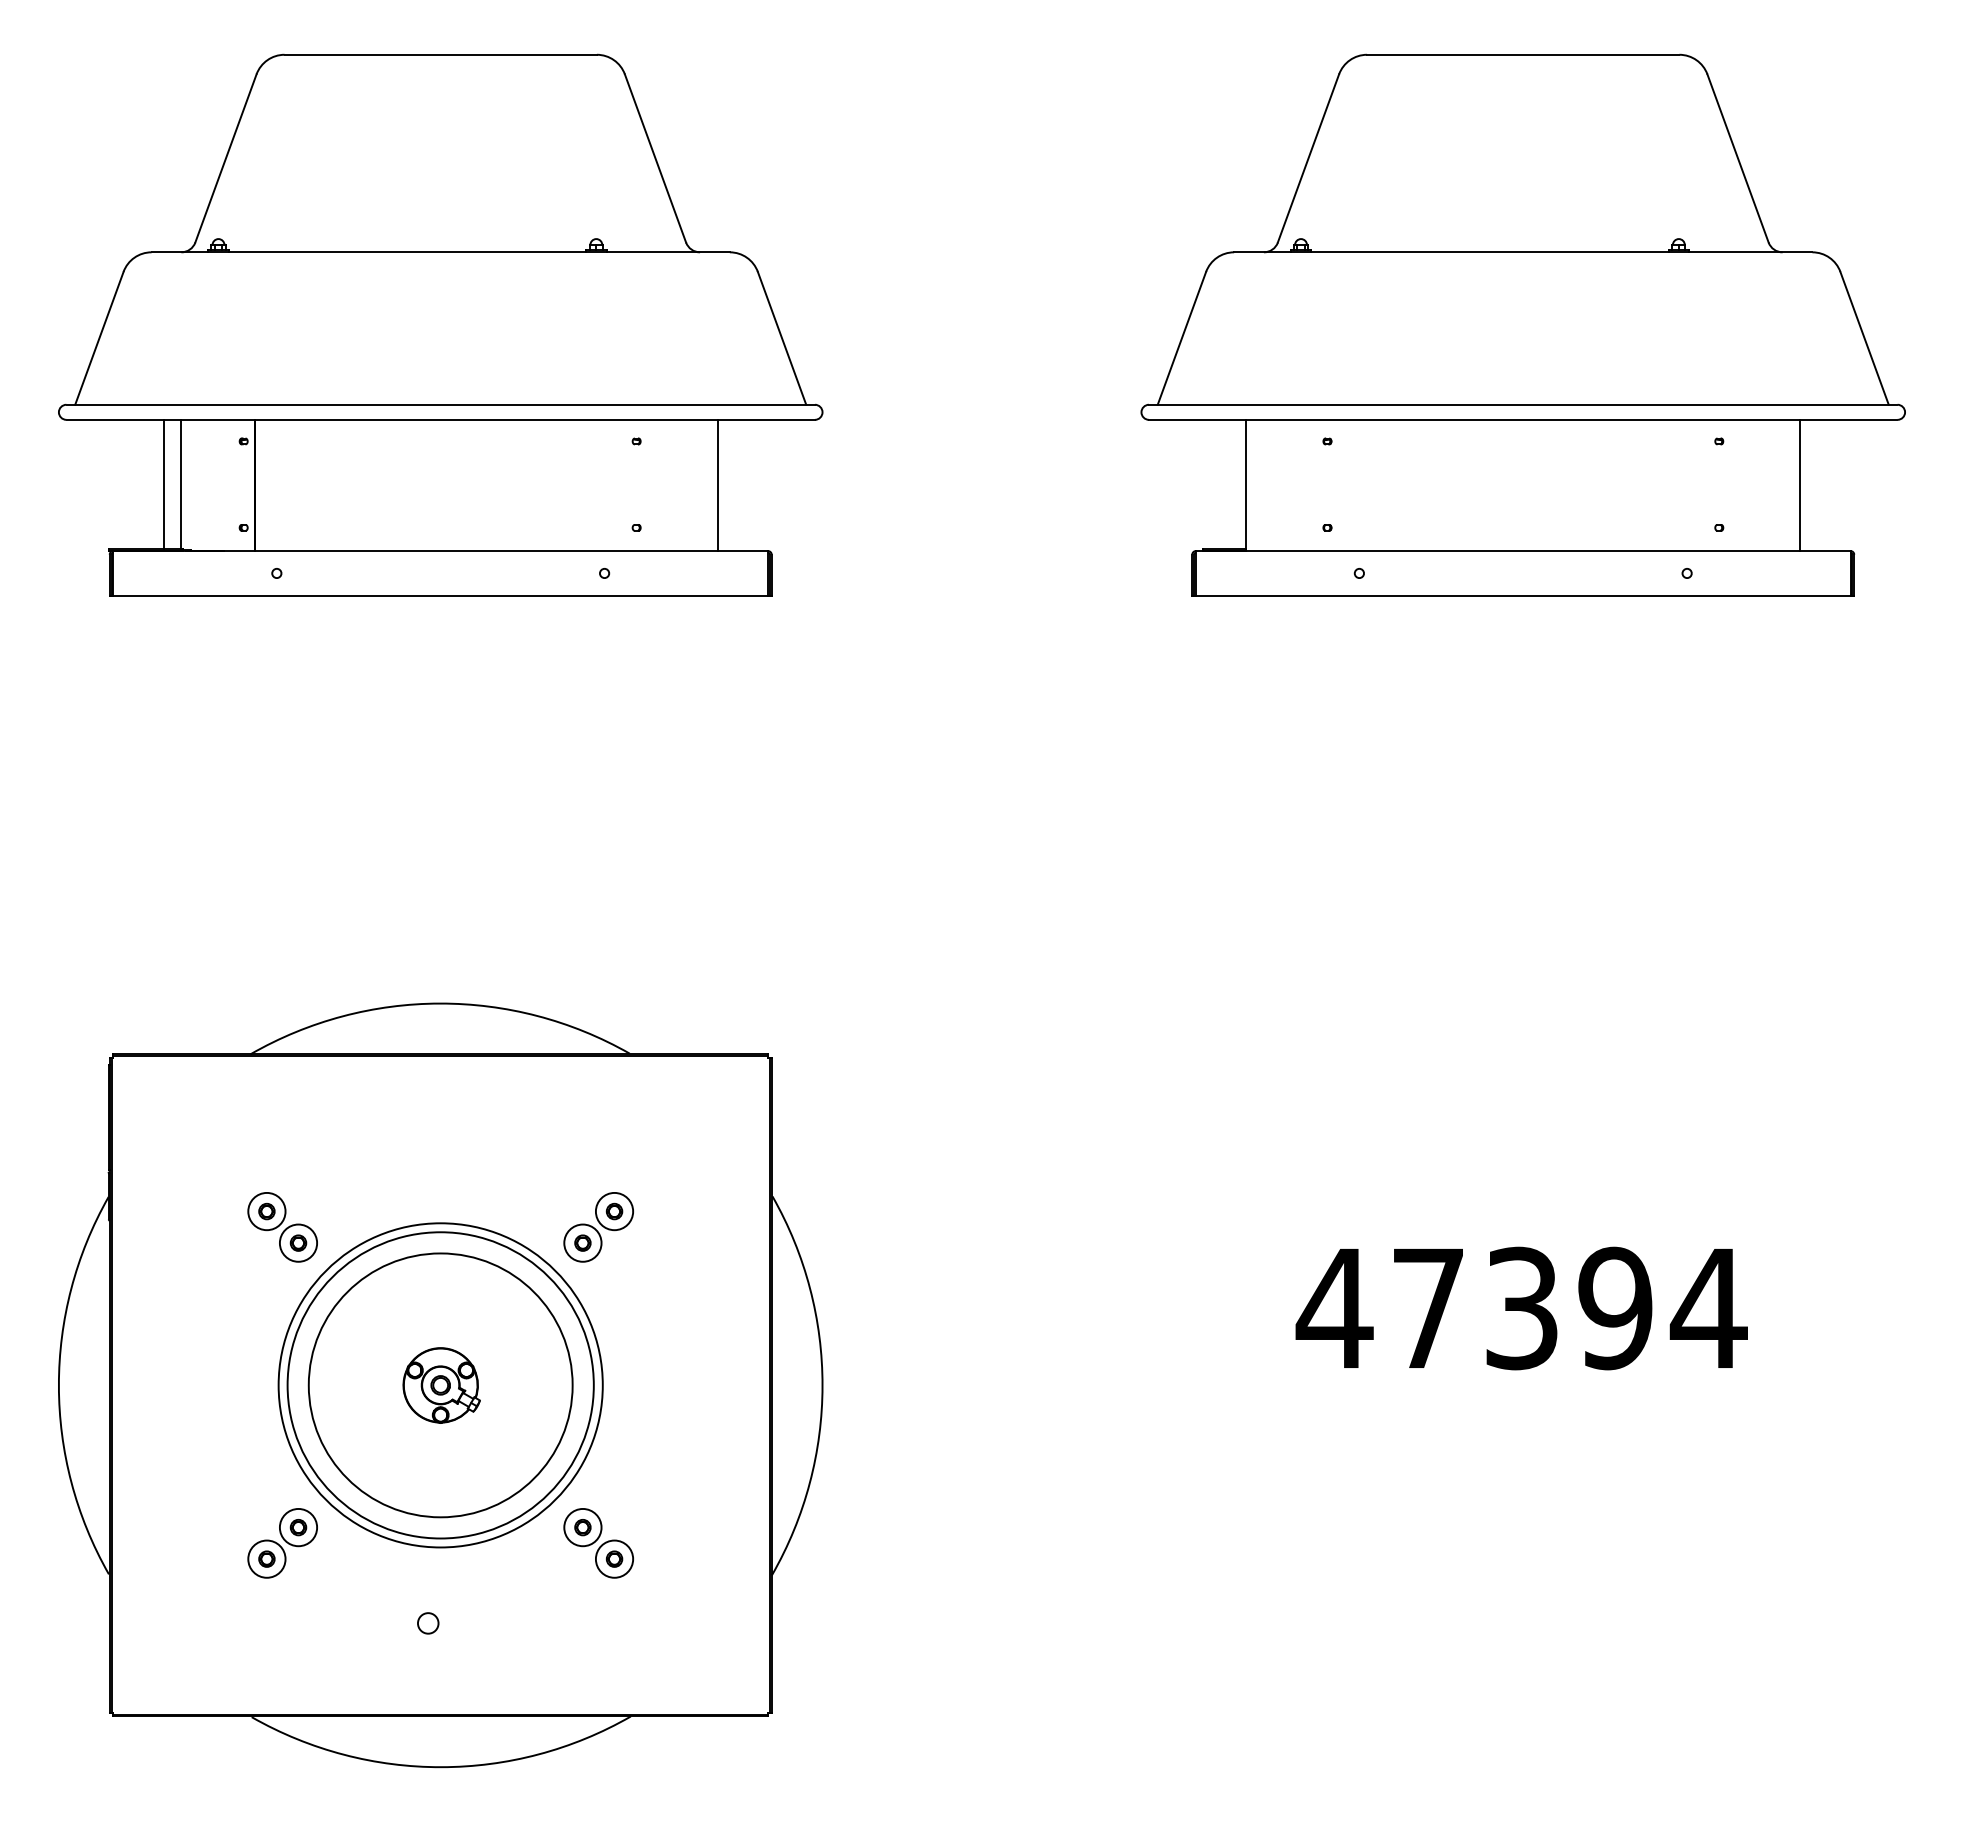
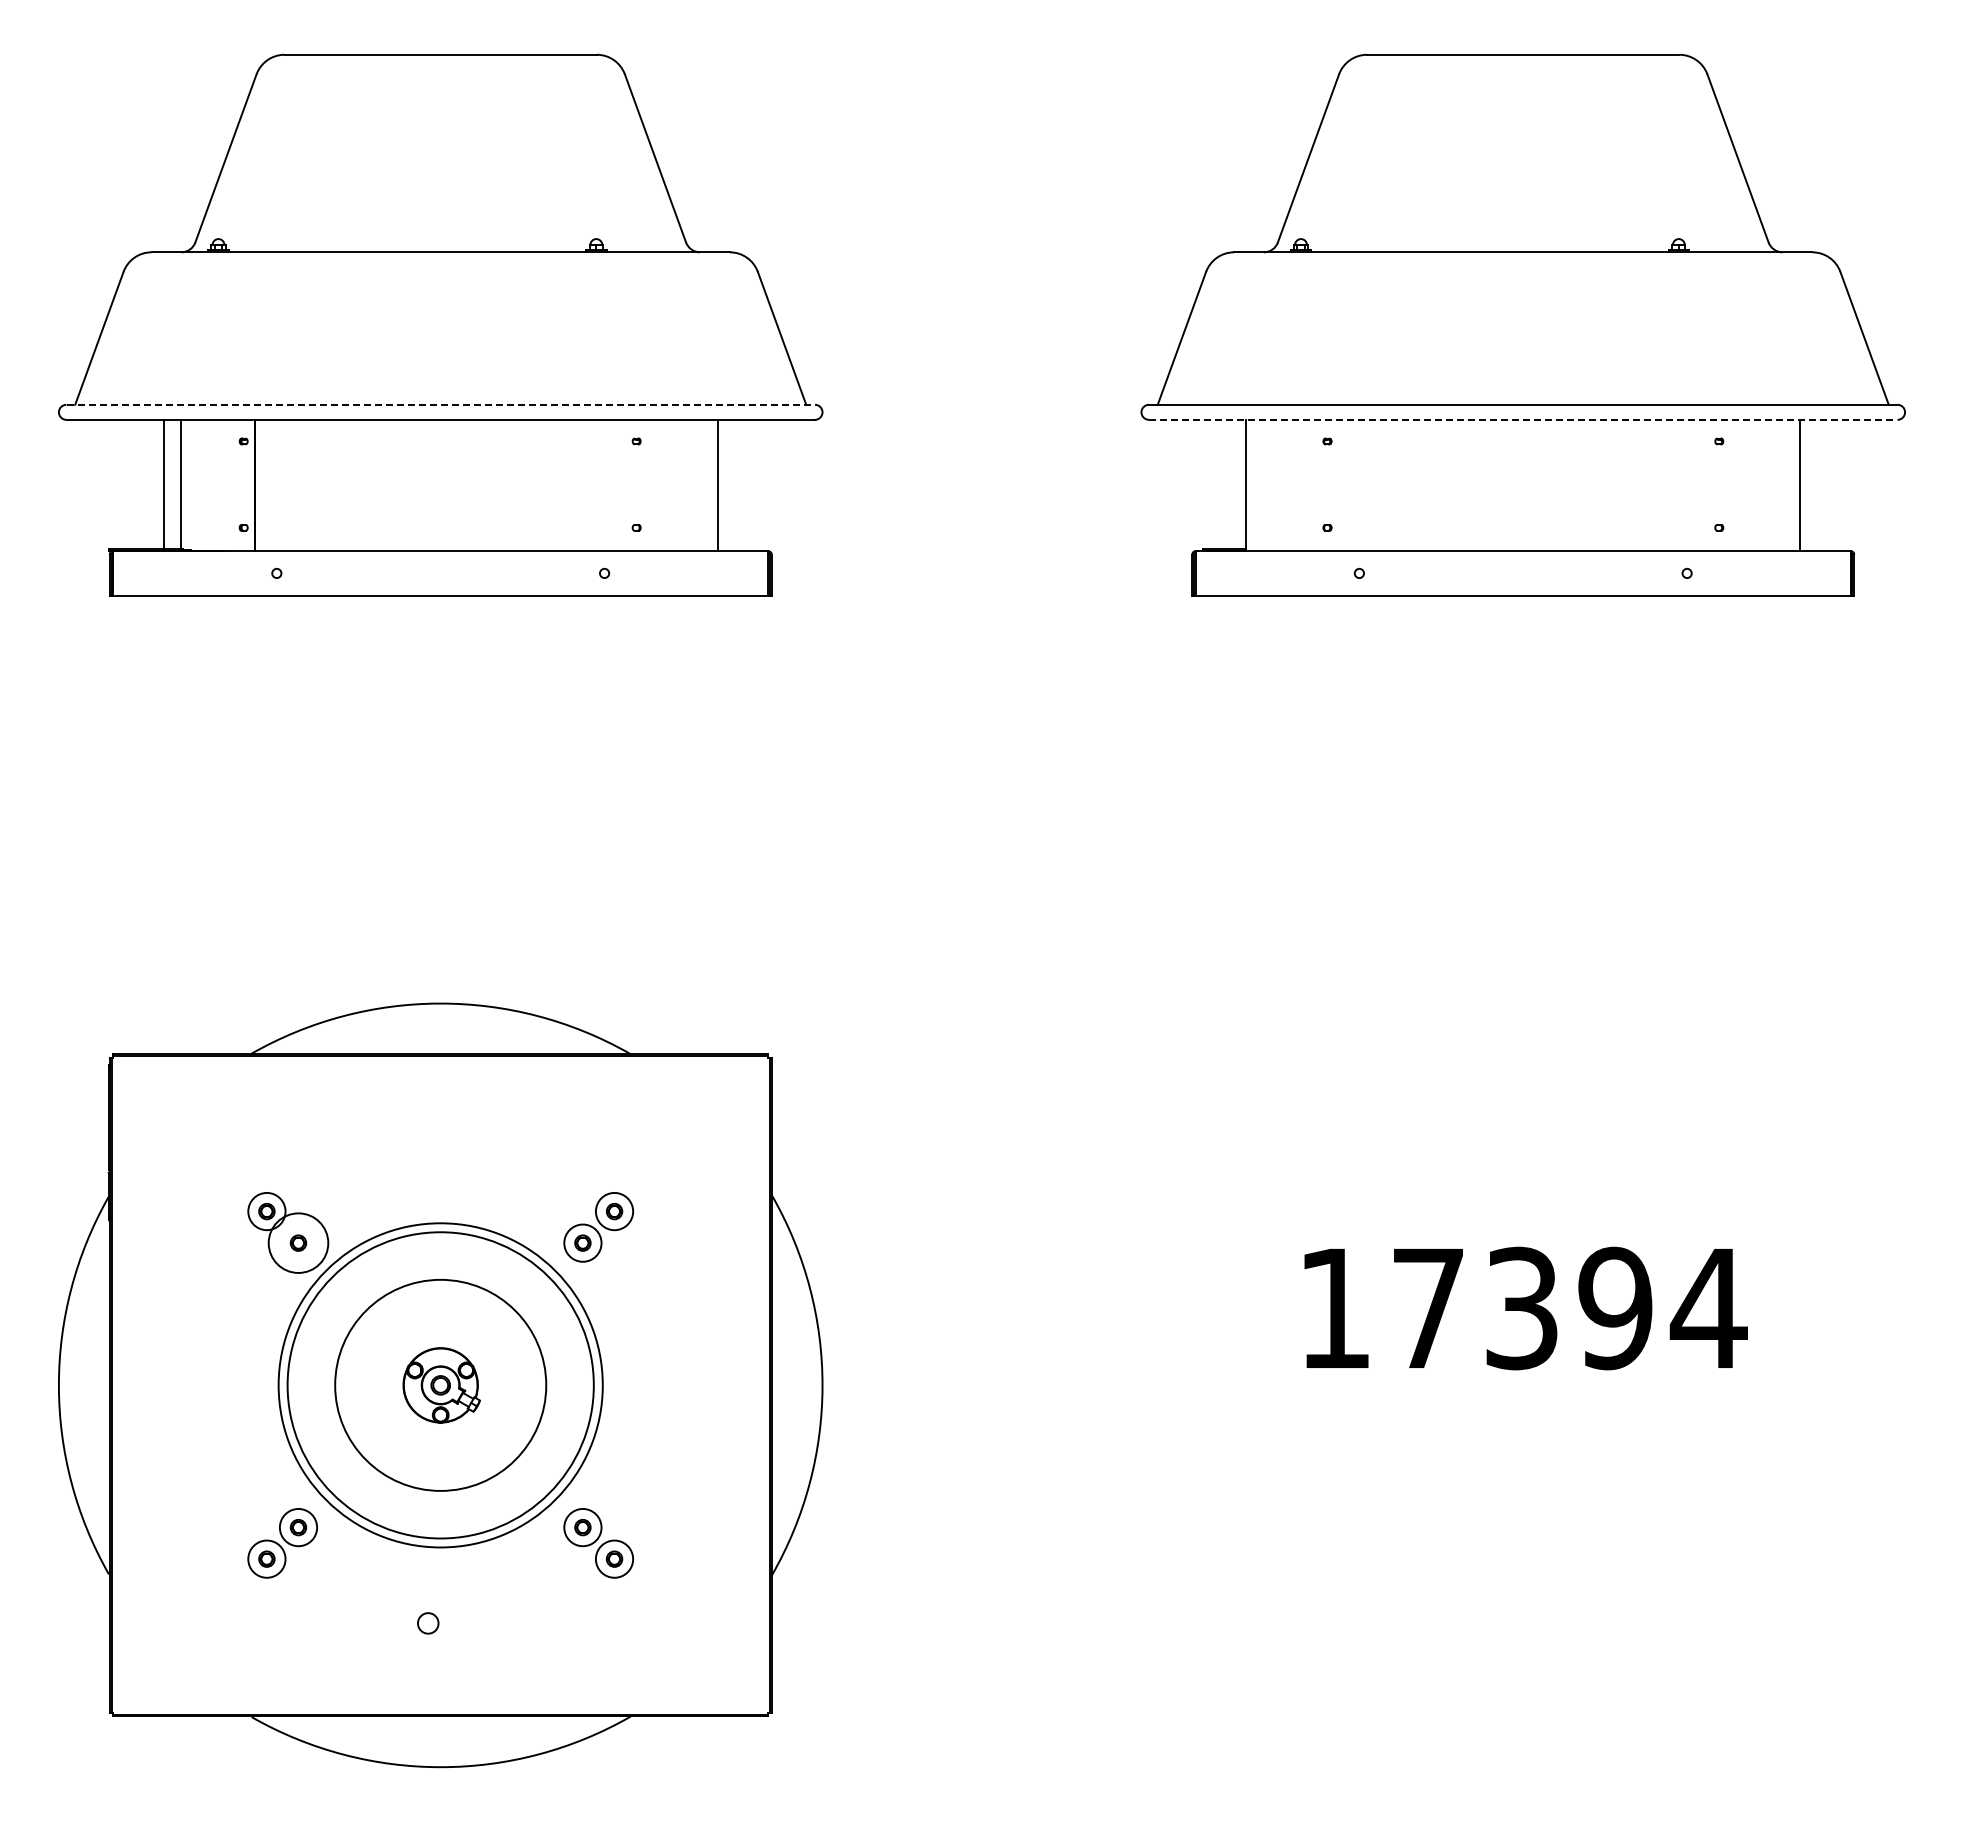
line: solid -> dashed (440, 404)
line: solid -> dashed (1523, 419)
circle diameter: 37 px -> 60 px (298, 1242)
text: 47394 -> 17394 (1334, 1307)
circle diameter: 264 px -> 211 px (440, 1384)
